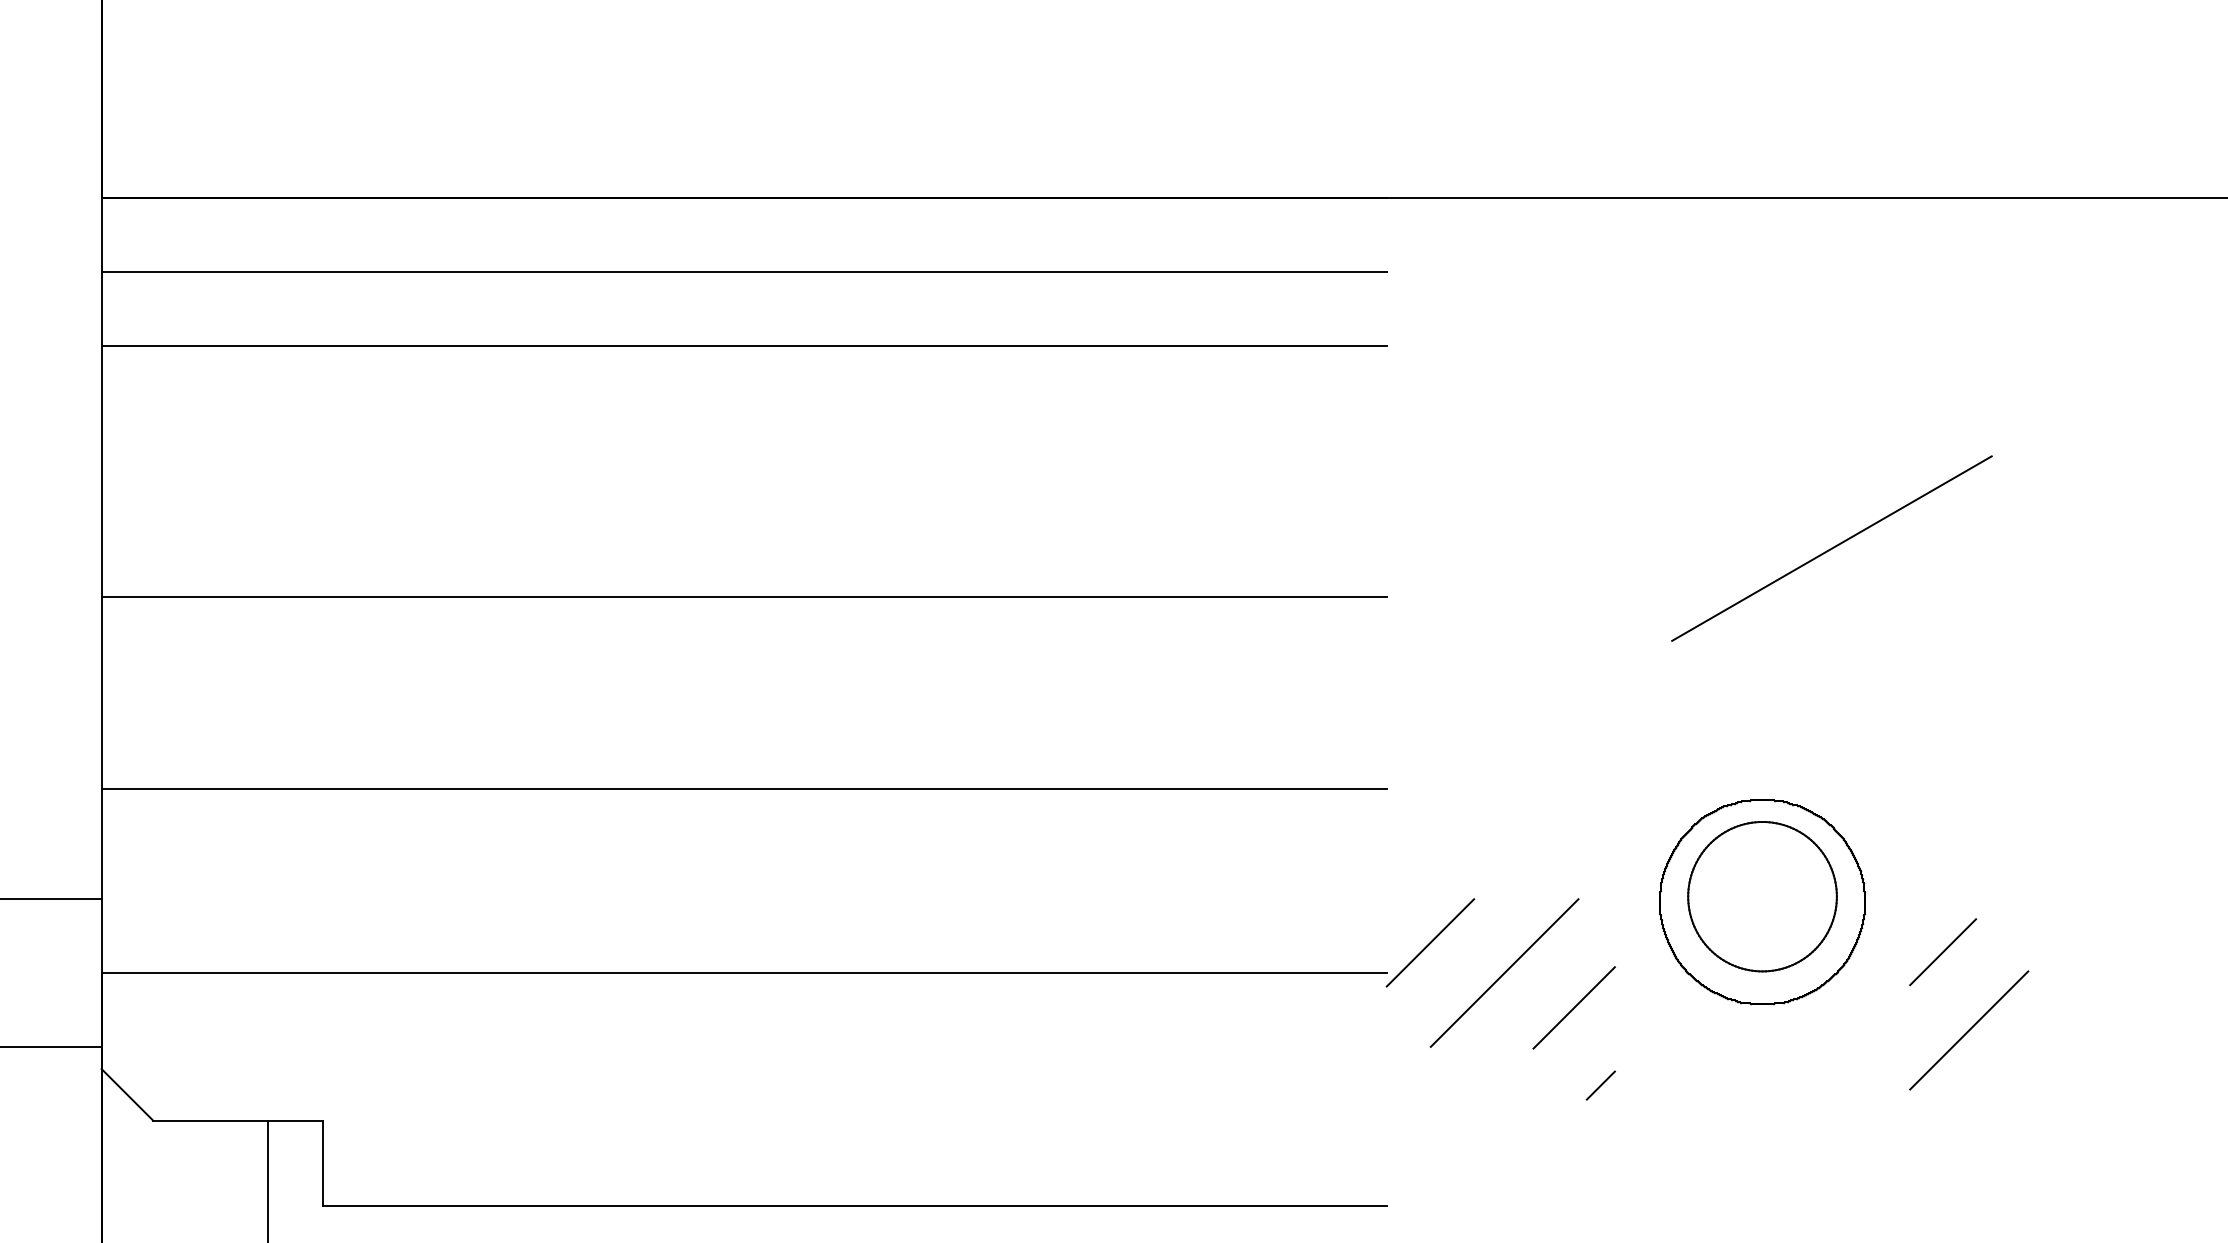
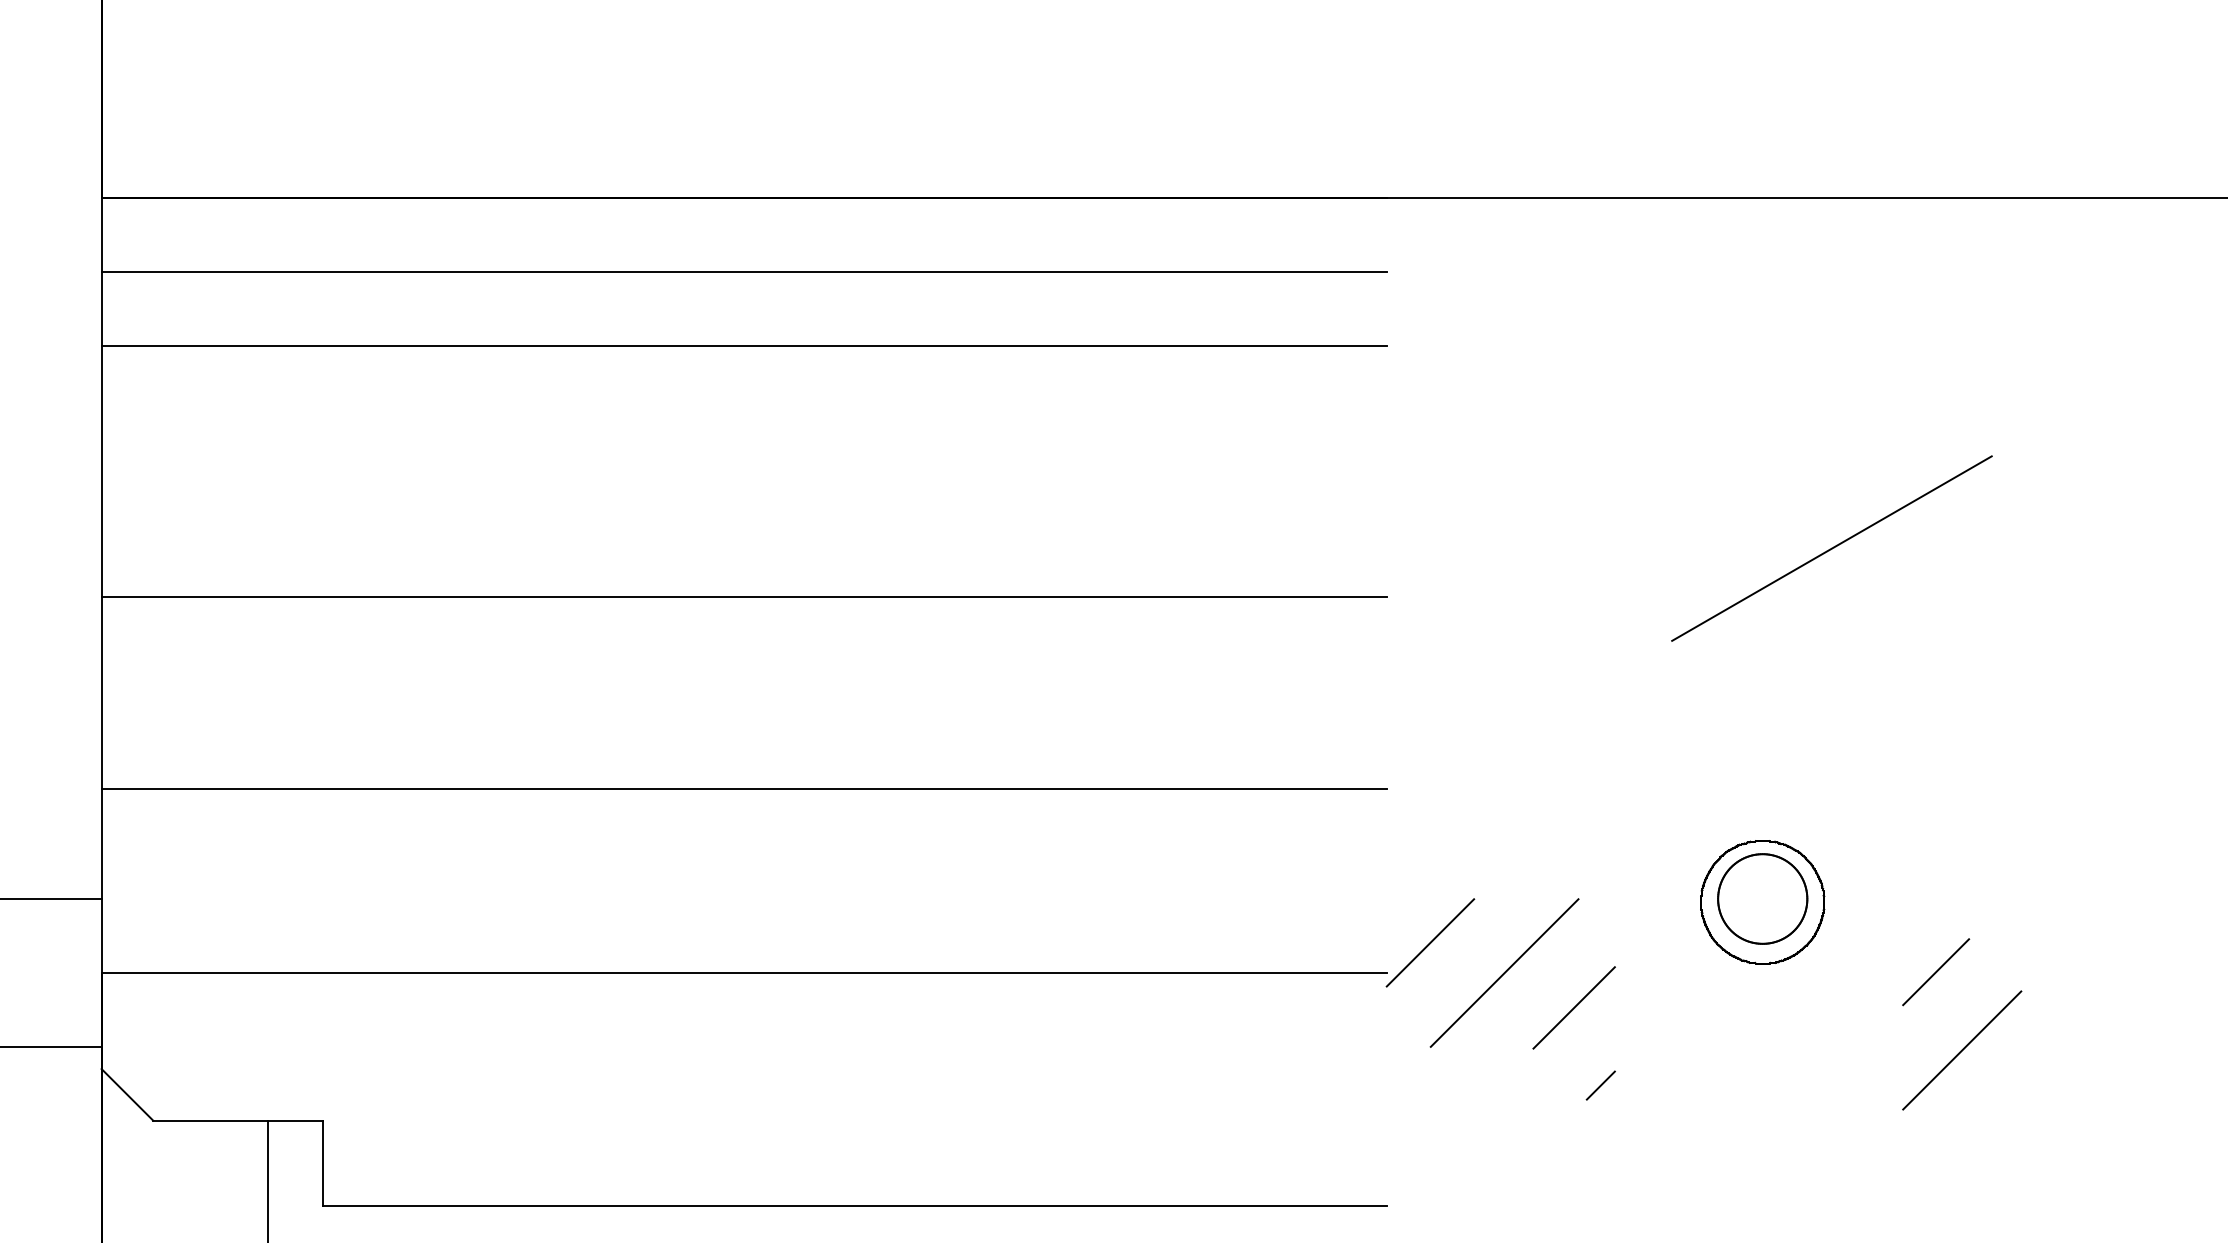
part size: 208x207 px -> 126x125 px (1762, 902)
part position: (1981, 1016) -> (1974, 1036) (1974, 1036)
